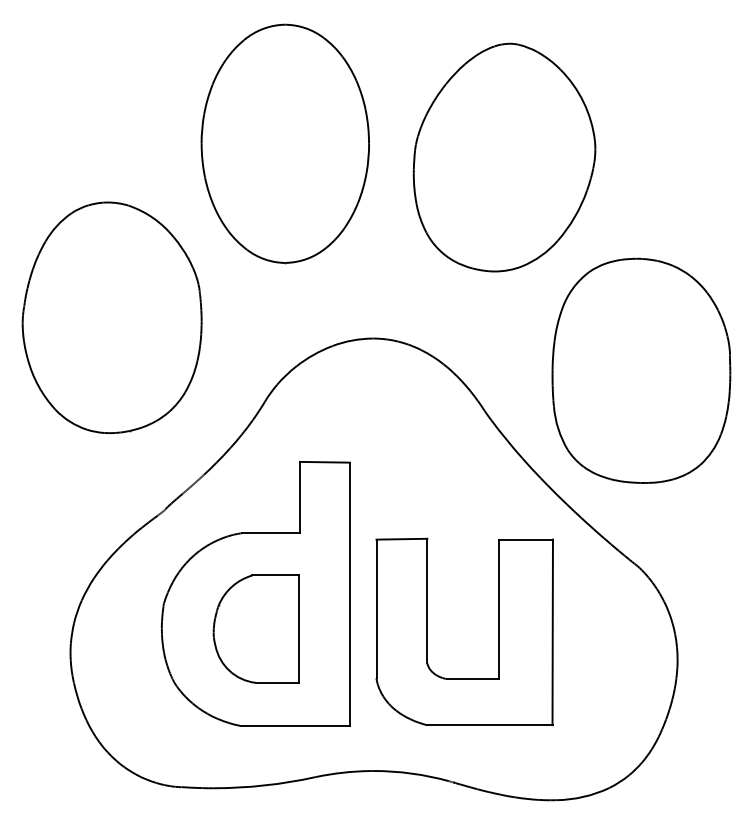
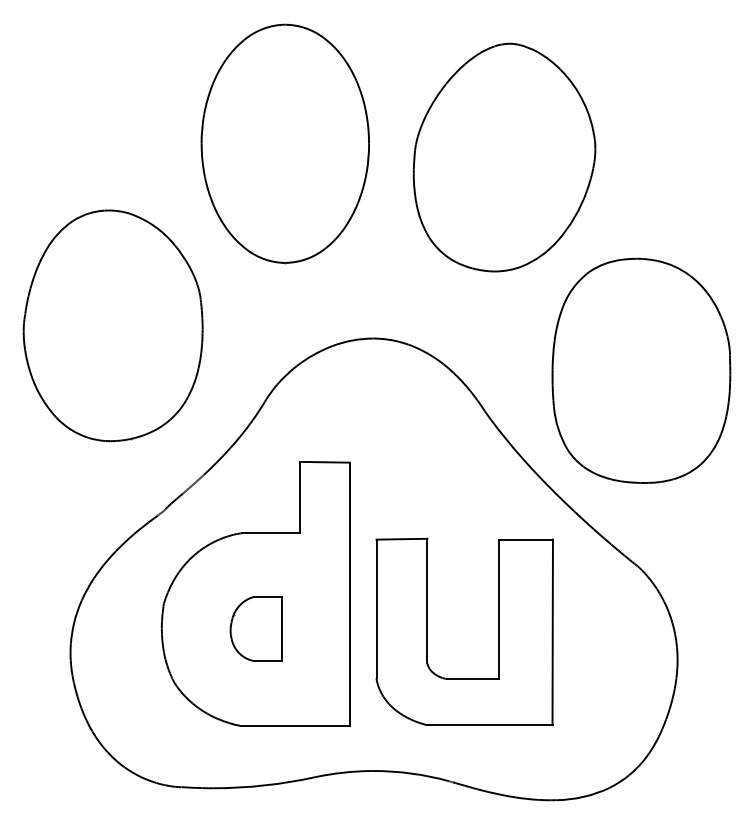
part position: (111, 317) -> (112, 325) (112, 325)
part size: 88x110 px -> 54x66 px (255, 628)
